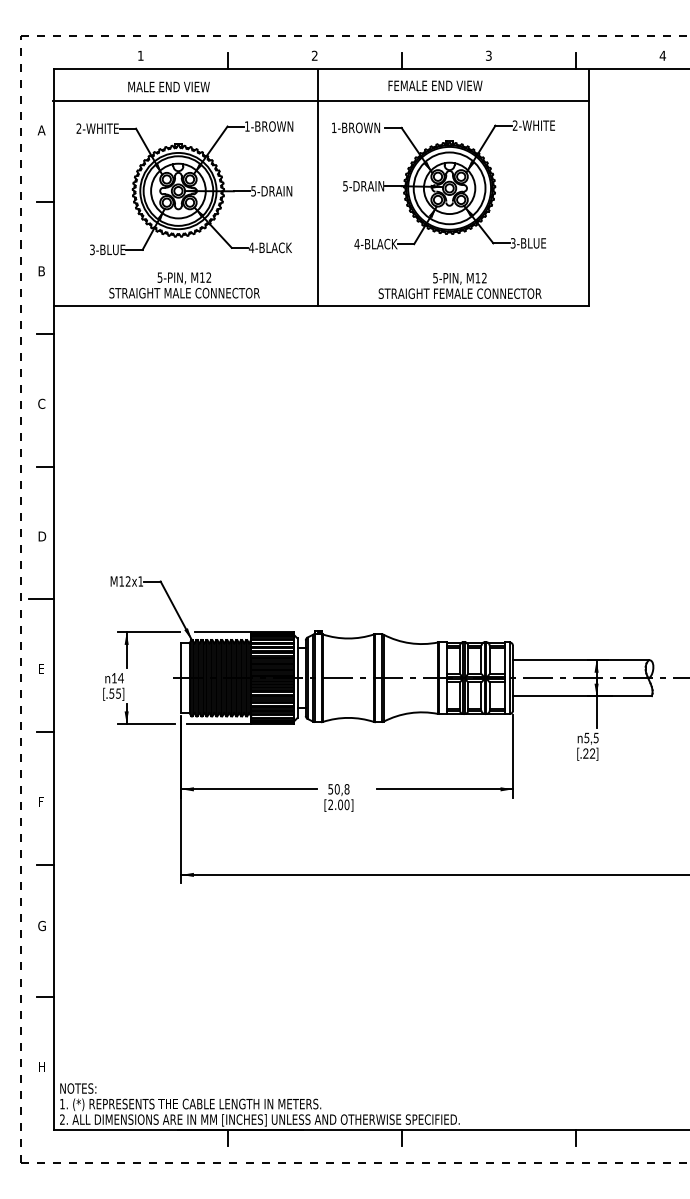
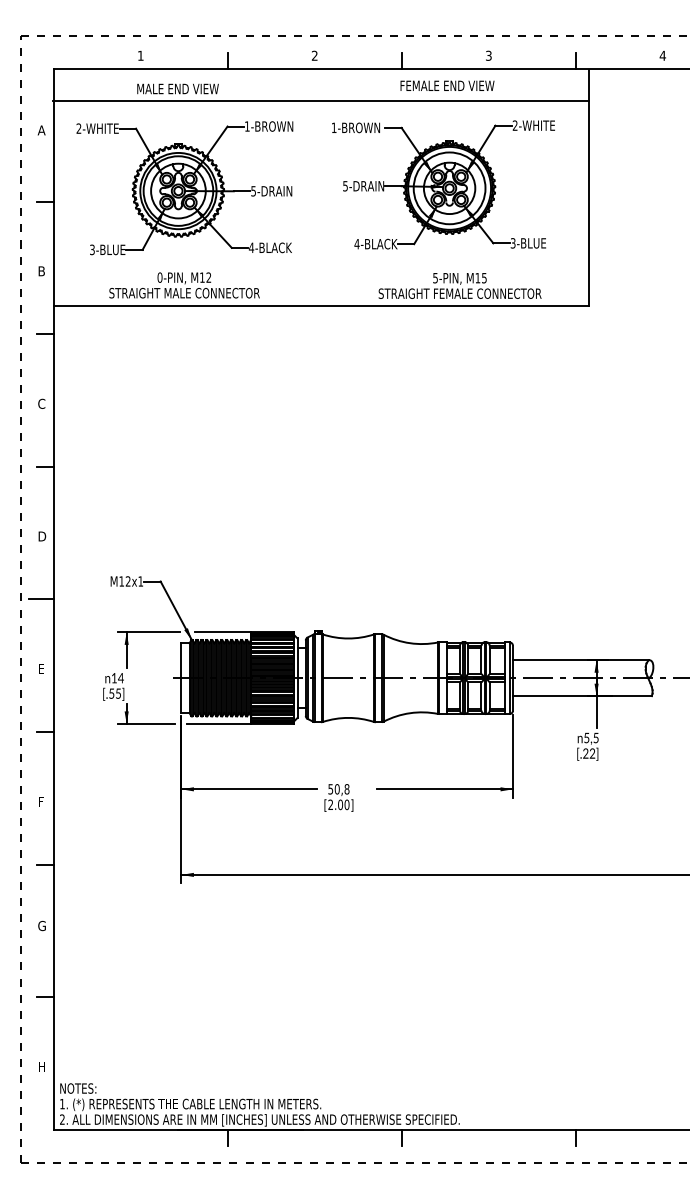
text position: (435, 85) -> (447, 85) (447, 85)
text position: (168, 86) -> (177, 88) (177, 88)
line: present -> none (317, 187)
text: 5-PIN, -> 0-PIN, (159, 277)
text: M12 -> M15 (484, 277)
